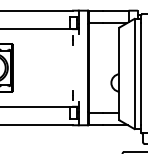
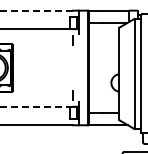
line: solid -> dashed (36, 10)
line: solid -> dashed (36, 106)
